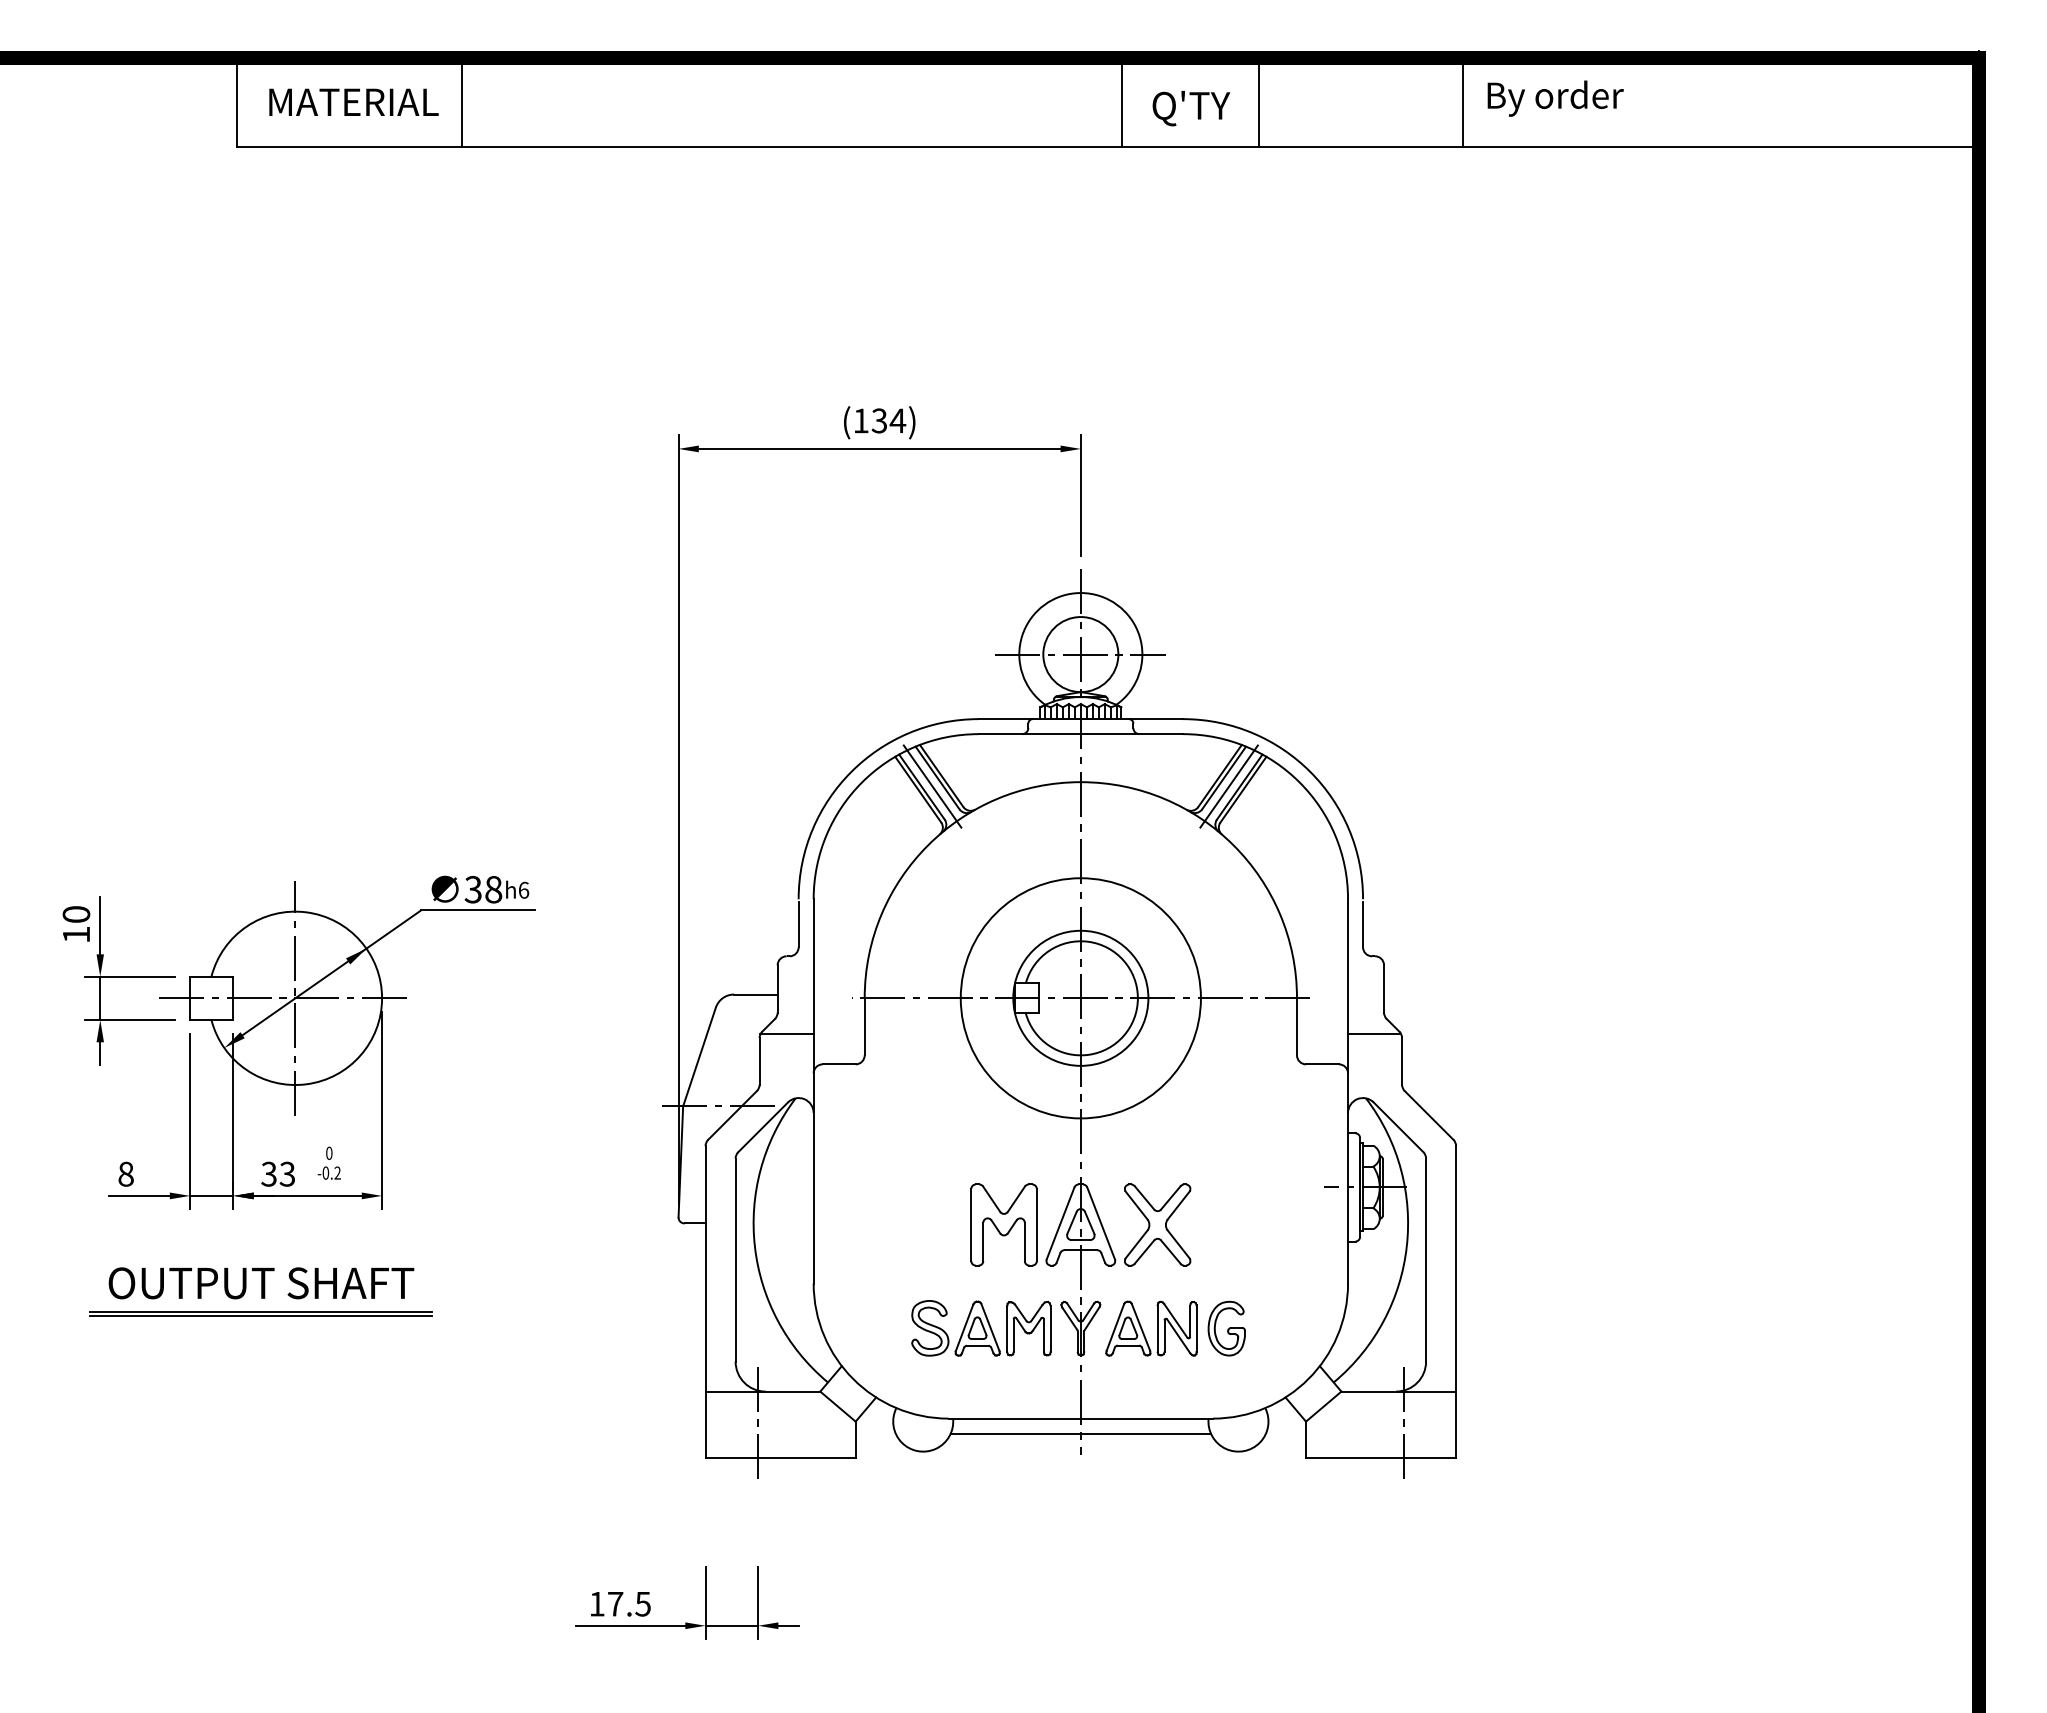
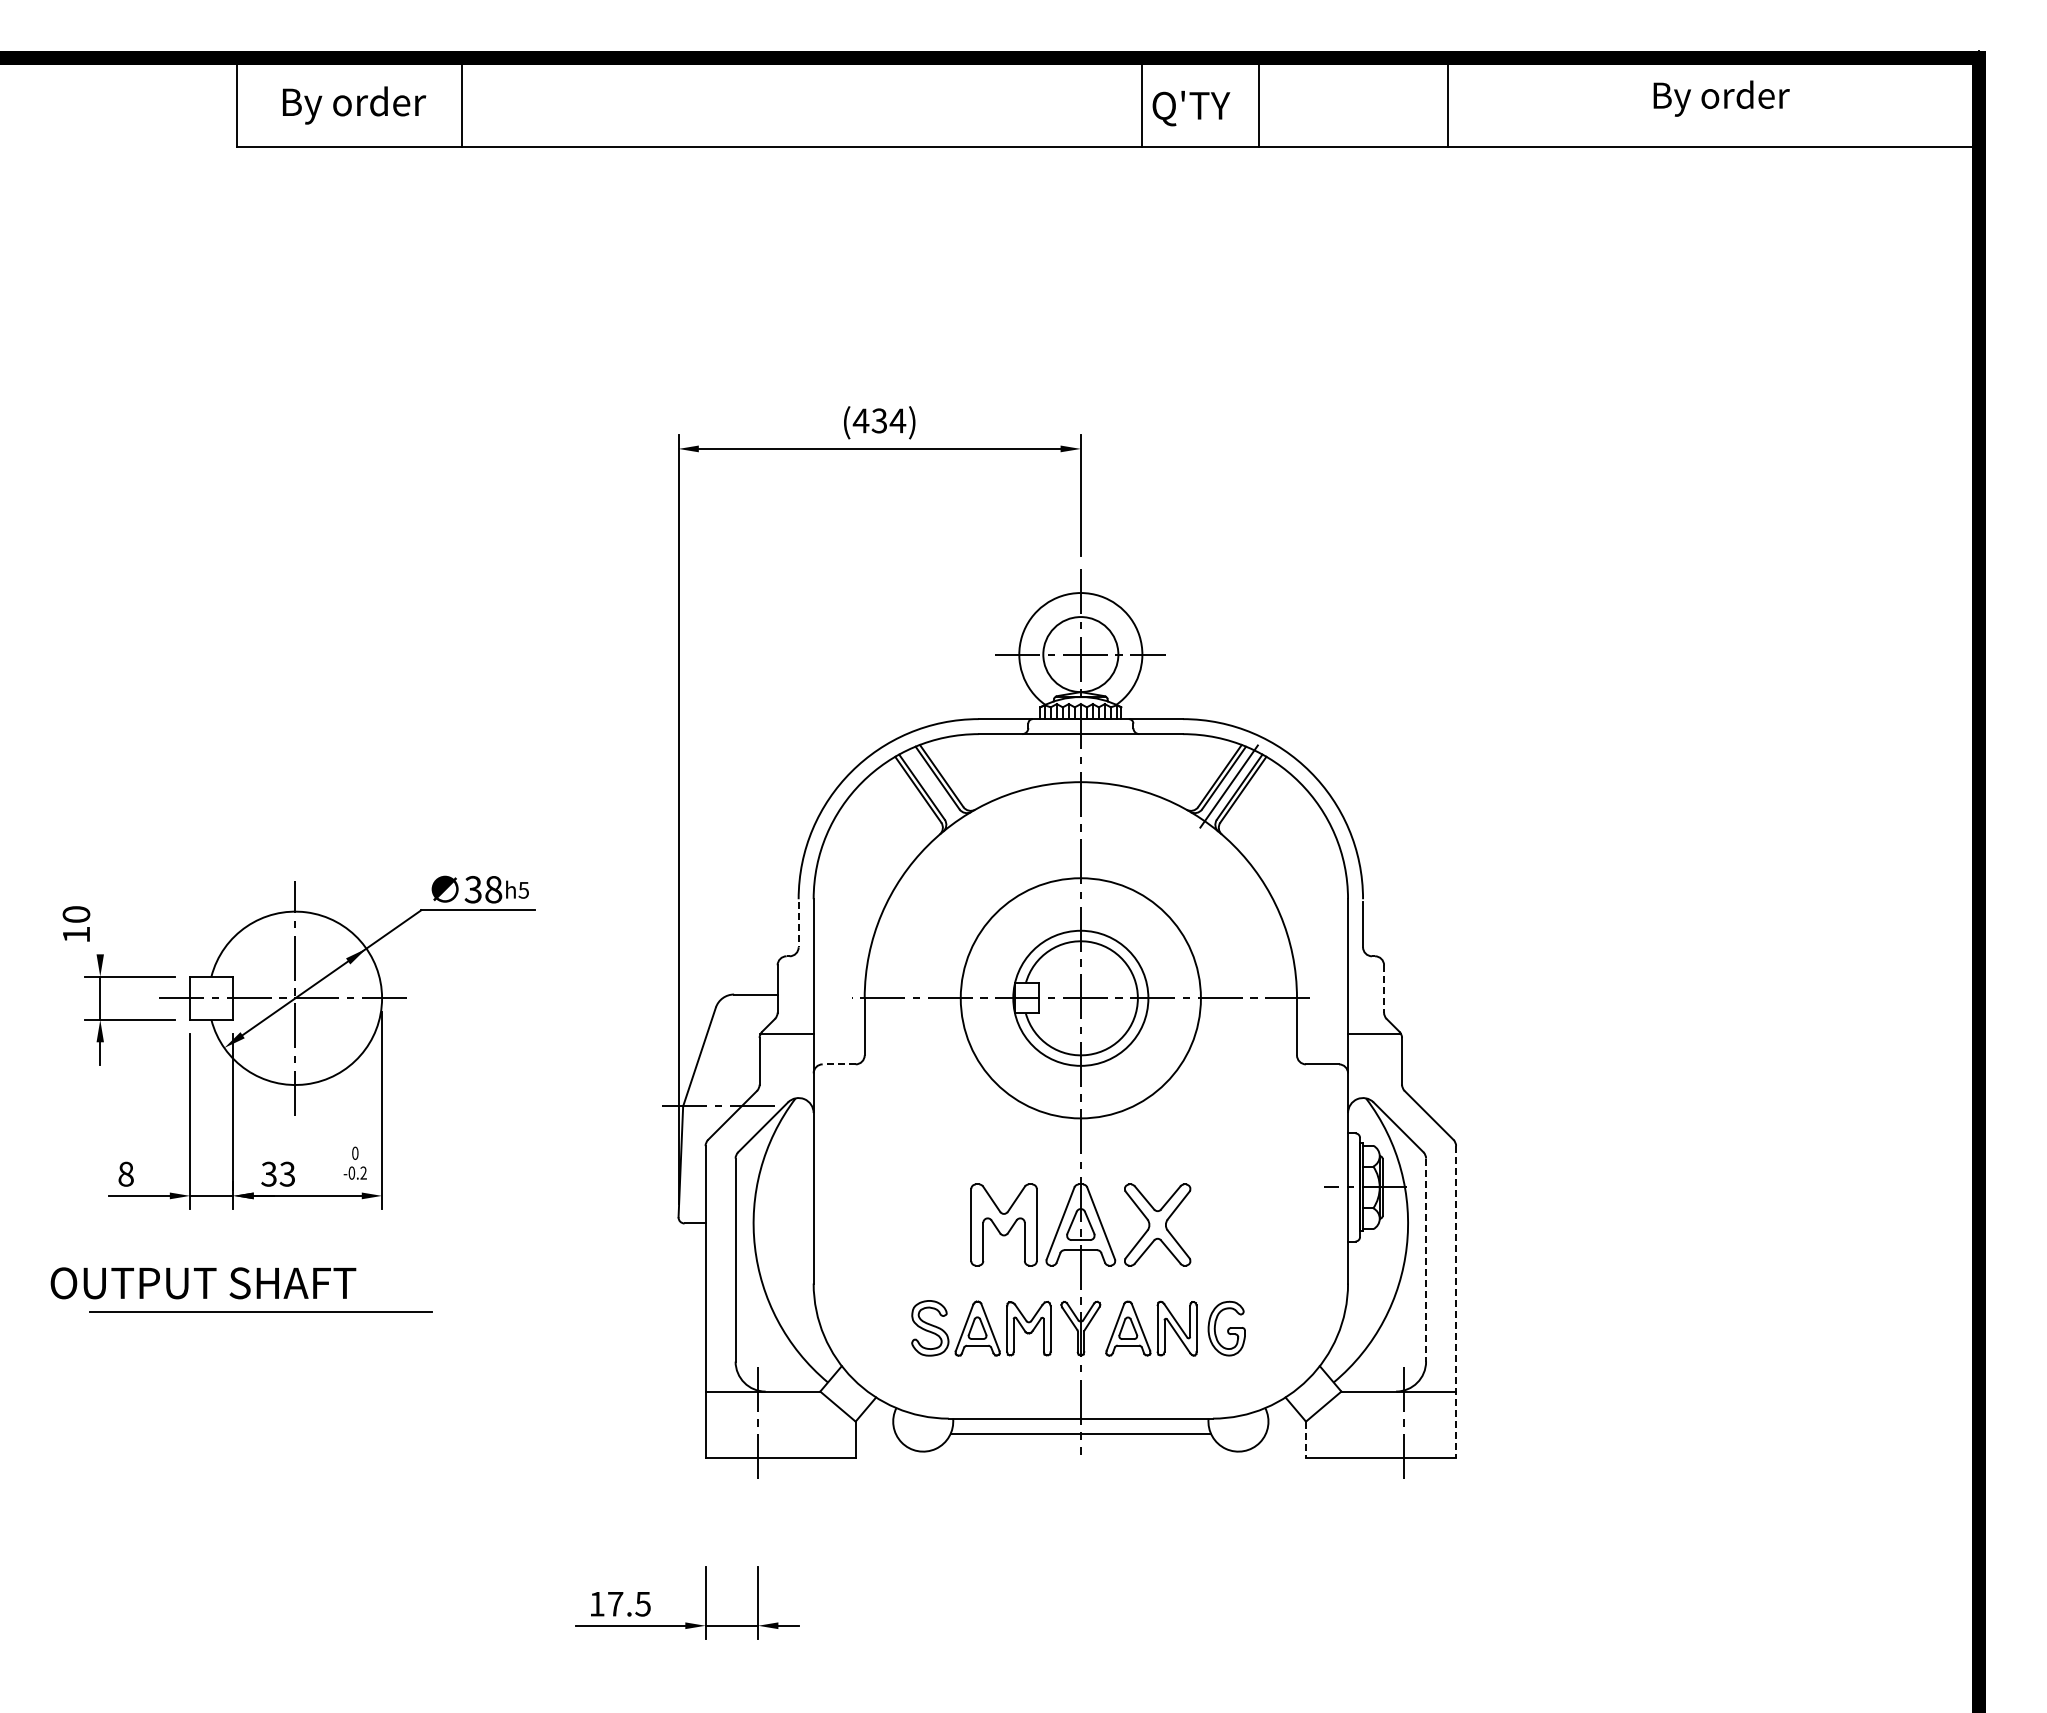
text position: (1555, 98) -> (1721, 98) (1721, 98)
line position: (1122, 102) -> (1142, 102) (1142, 102)
line position: (1462, 102) -> (1447, 102) (1447, 102)
text: MATERIAL -> By order (353, 105)
text: (134) -> (434) (860, 420)
line: present -> none (932, 786)
text: h6 -> h5 (523, 889)
line: solid -> dashed (798, 924)
line: present -> none (100, 925)
line: solid -> dashed (1384, 988)
line: solid -> dashed (839, 1064)
text position: (328, 1162) -> (354, 1162) (354, 1162)
line: solid -> dashed (1426, 1260)
text position: (261, 1283) -> (203, 1283) (203, 1283)
line: solid -> dashed (1456, 1301)
line: present -> none (260, 1316)
line: solid -> dashed (1306, 1440)
